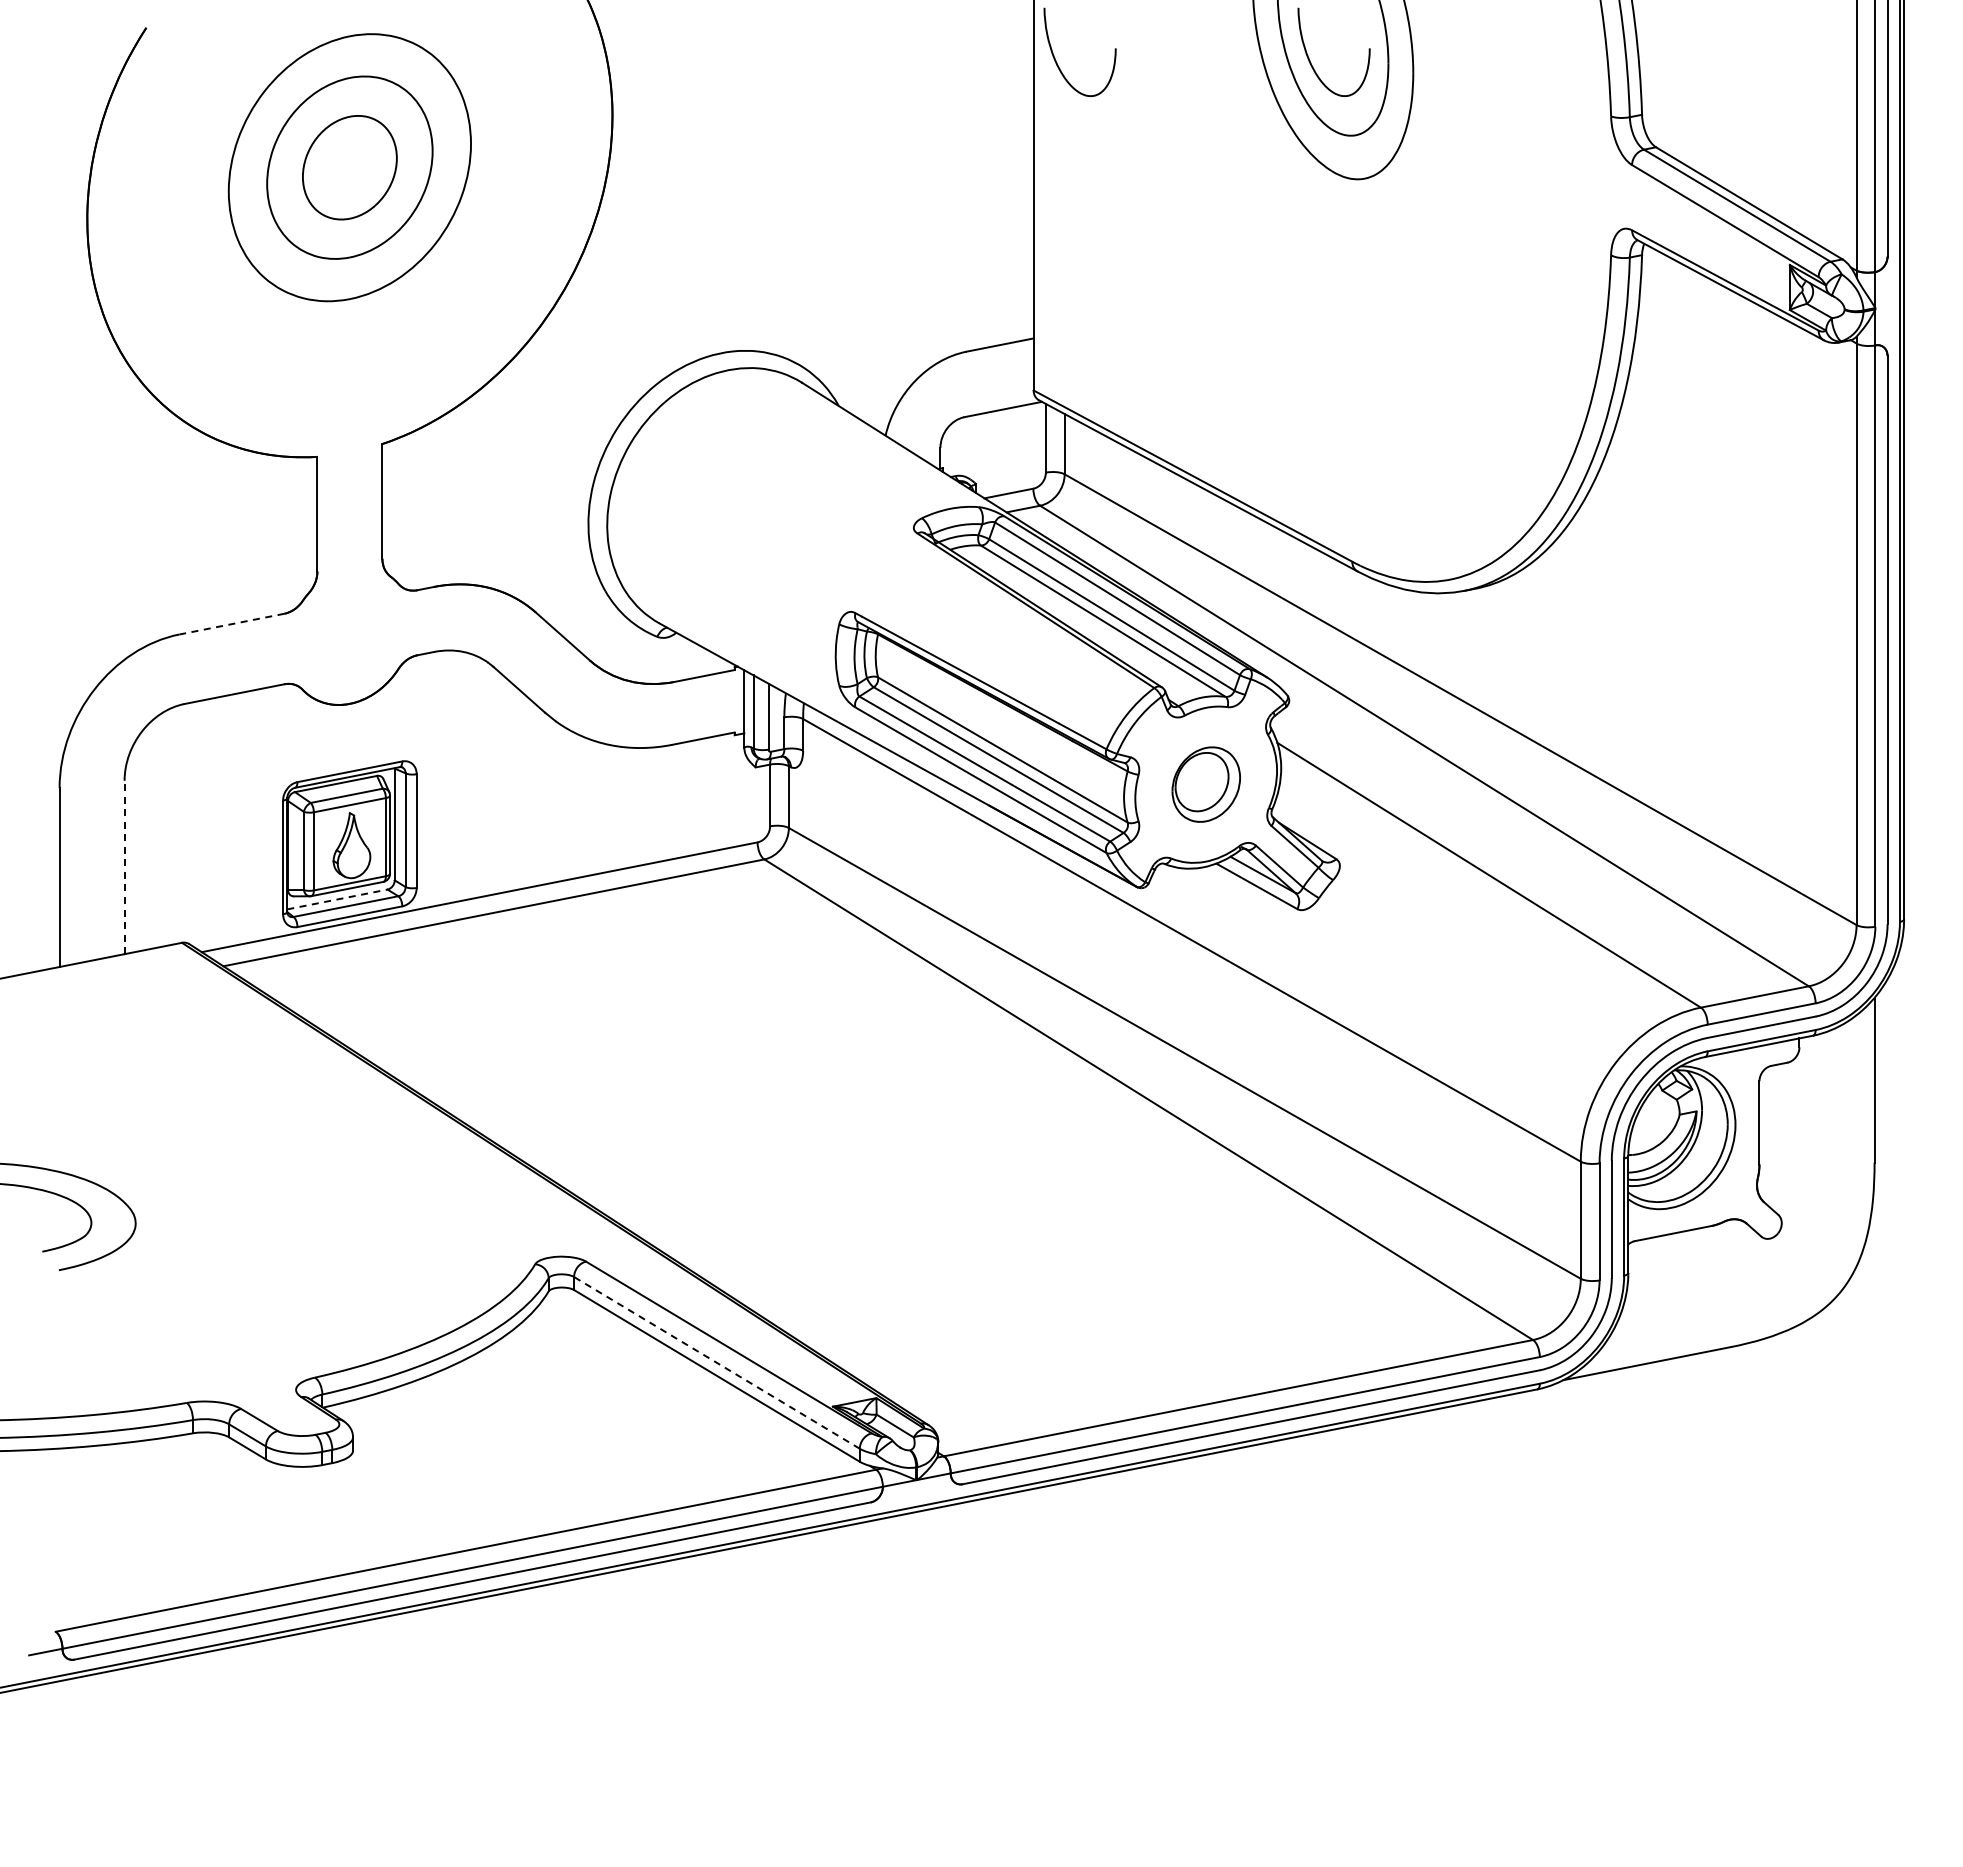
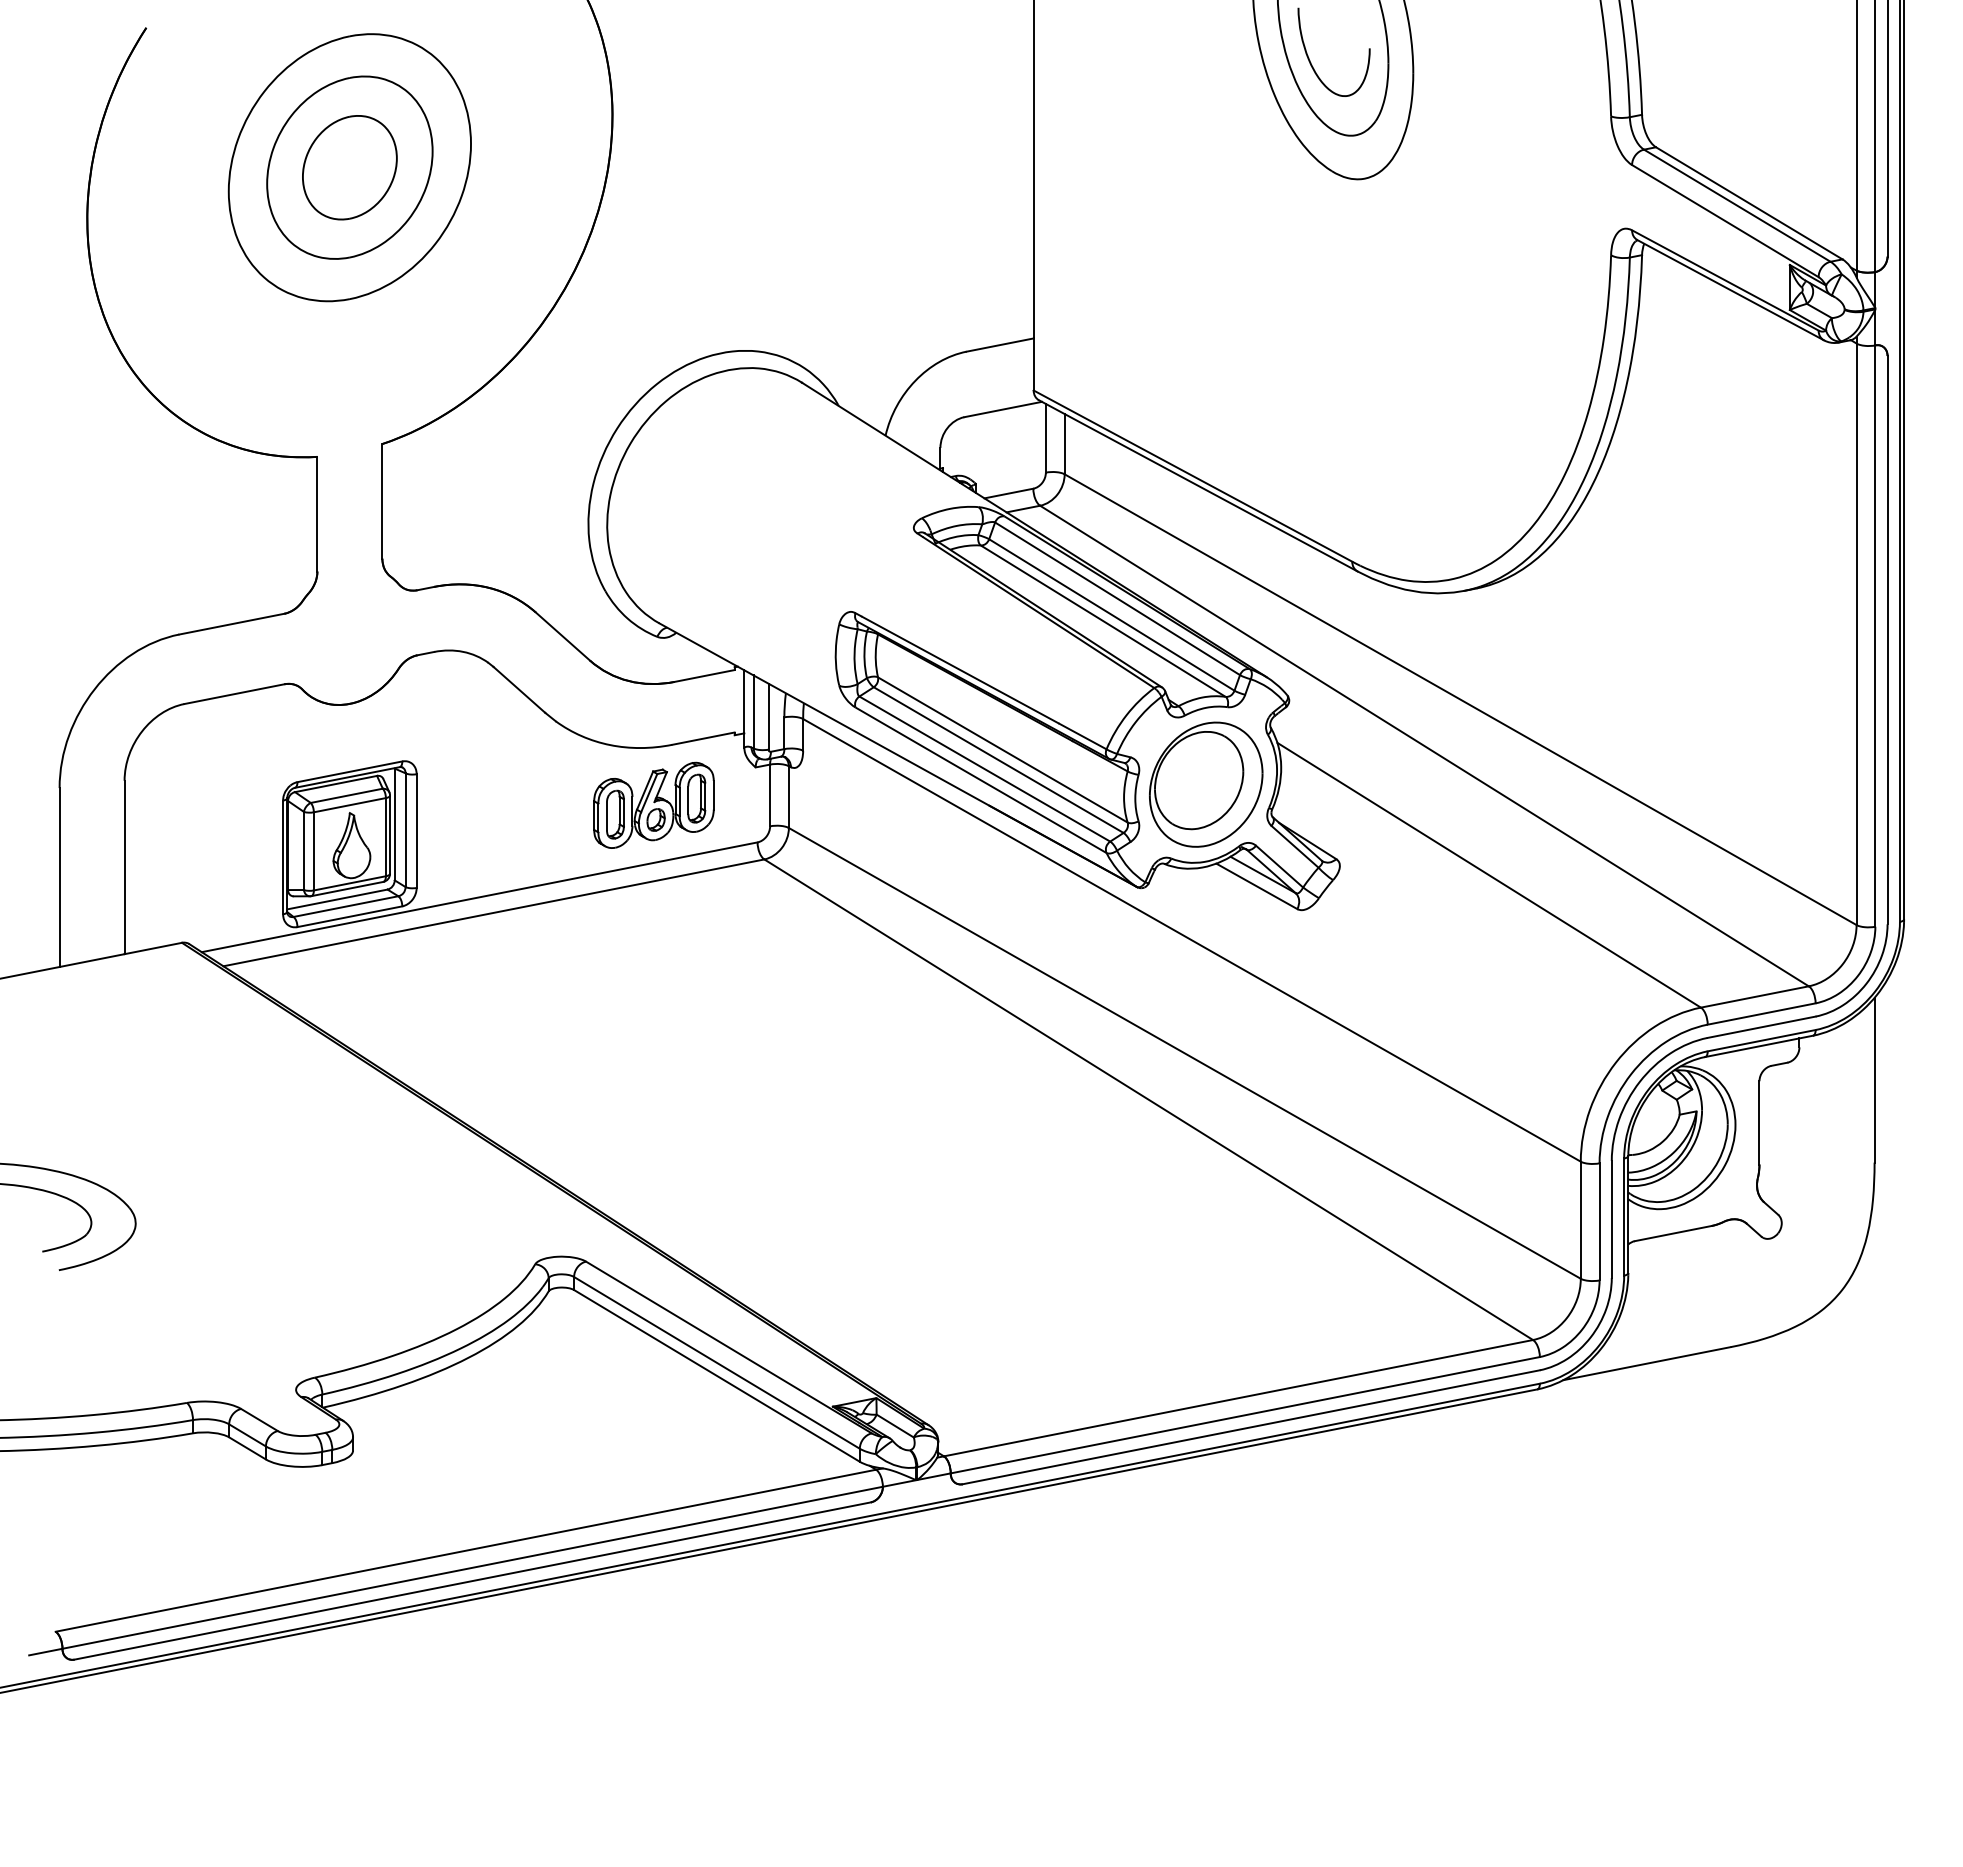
curve: present -> none (1057, 62)
line: dashed -> solid (231, 624)
part size: 70x77 px -> 115x127 px (1206, 784)
part: none -> present (653, 804)
line: dashed -> solid (124, 867)
line: dashed -> solid (337, 899)
line: dashed -> solid (716, 1362)
